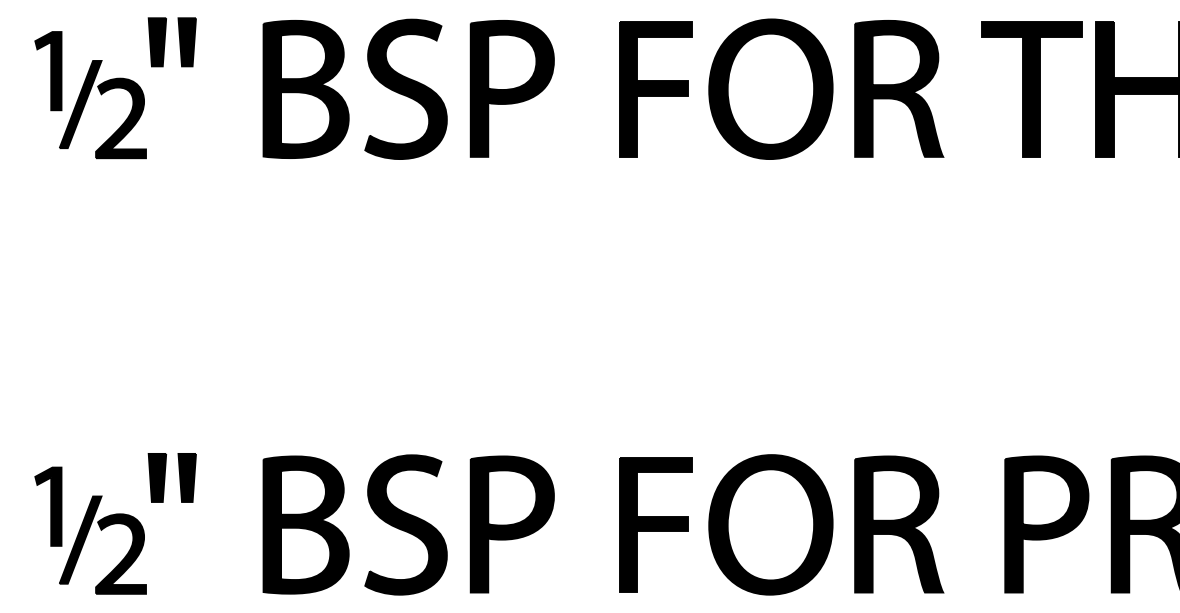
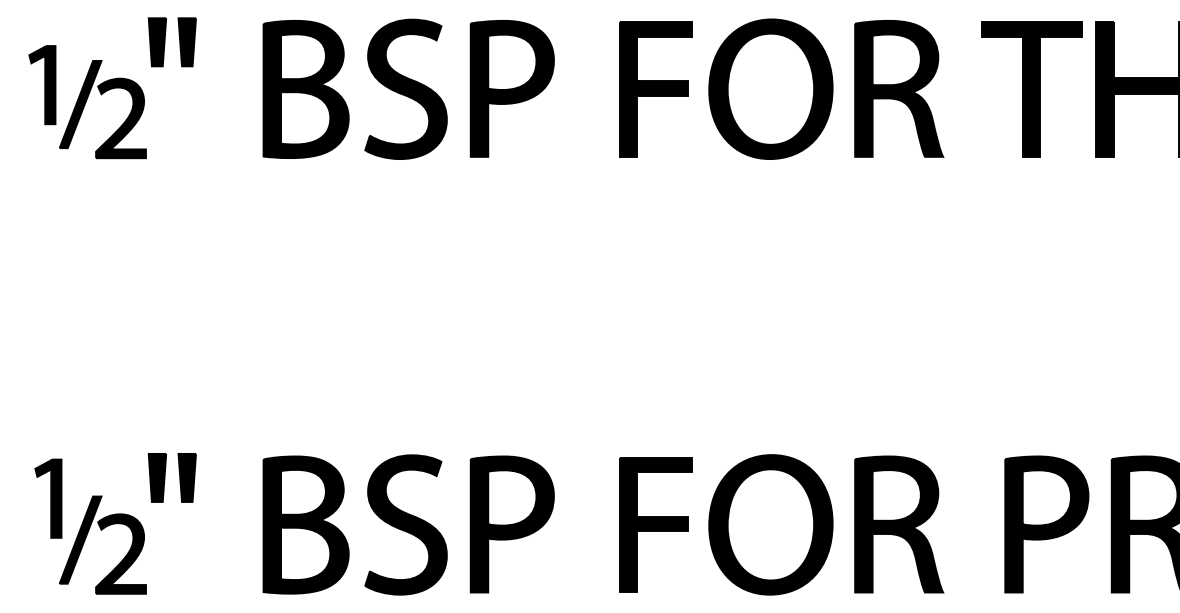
part position: (48, 71) -> (42, 85) (42, 85)
part position: (48, 506) -> (48, 498) (48, 498)
